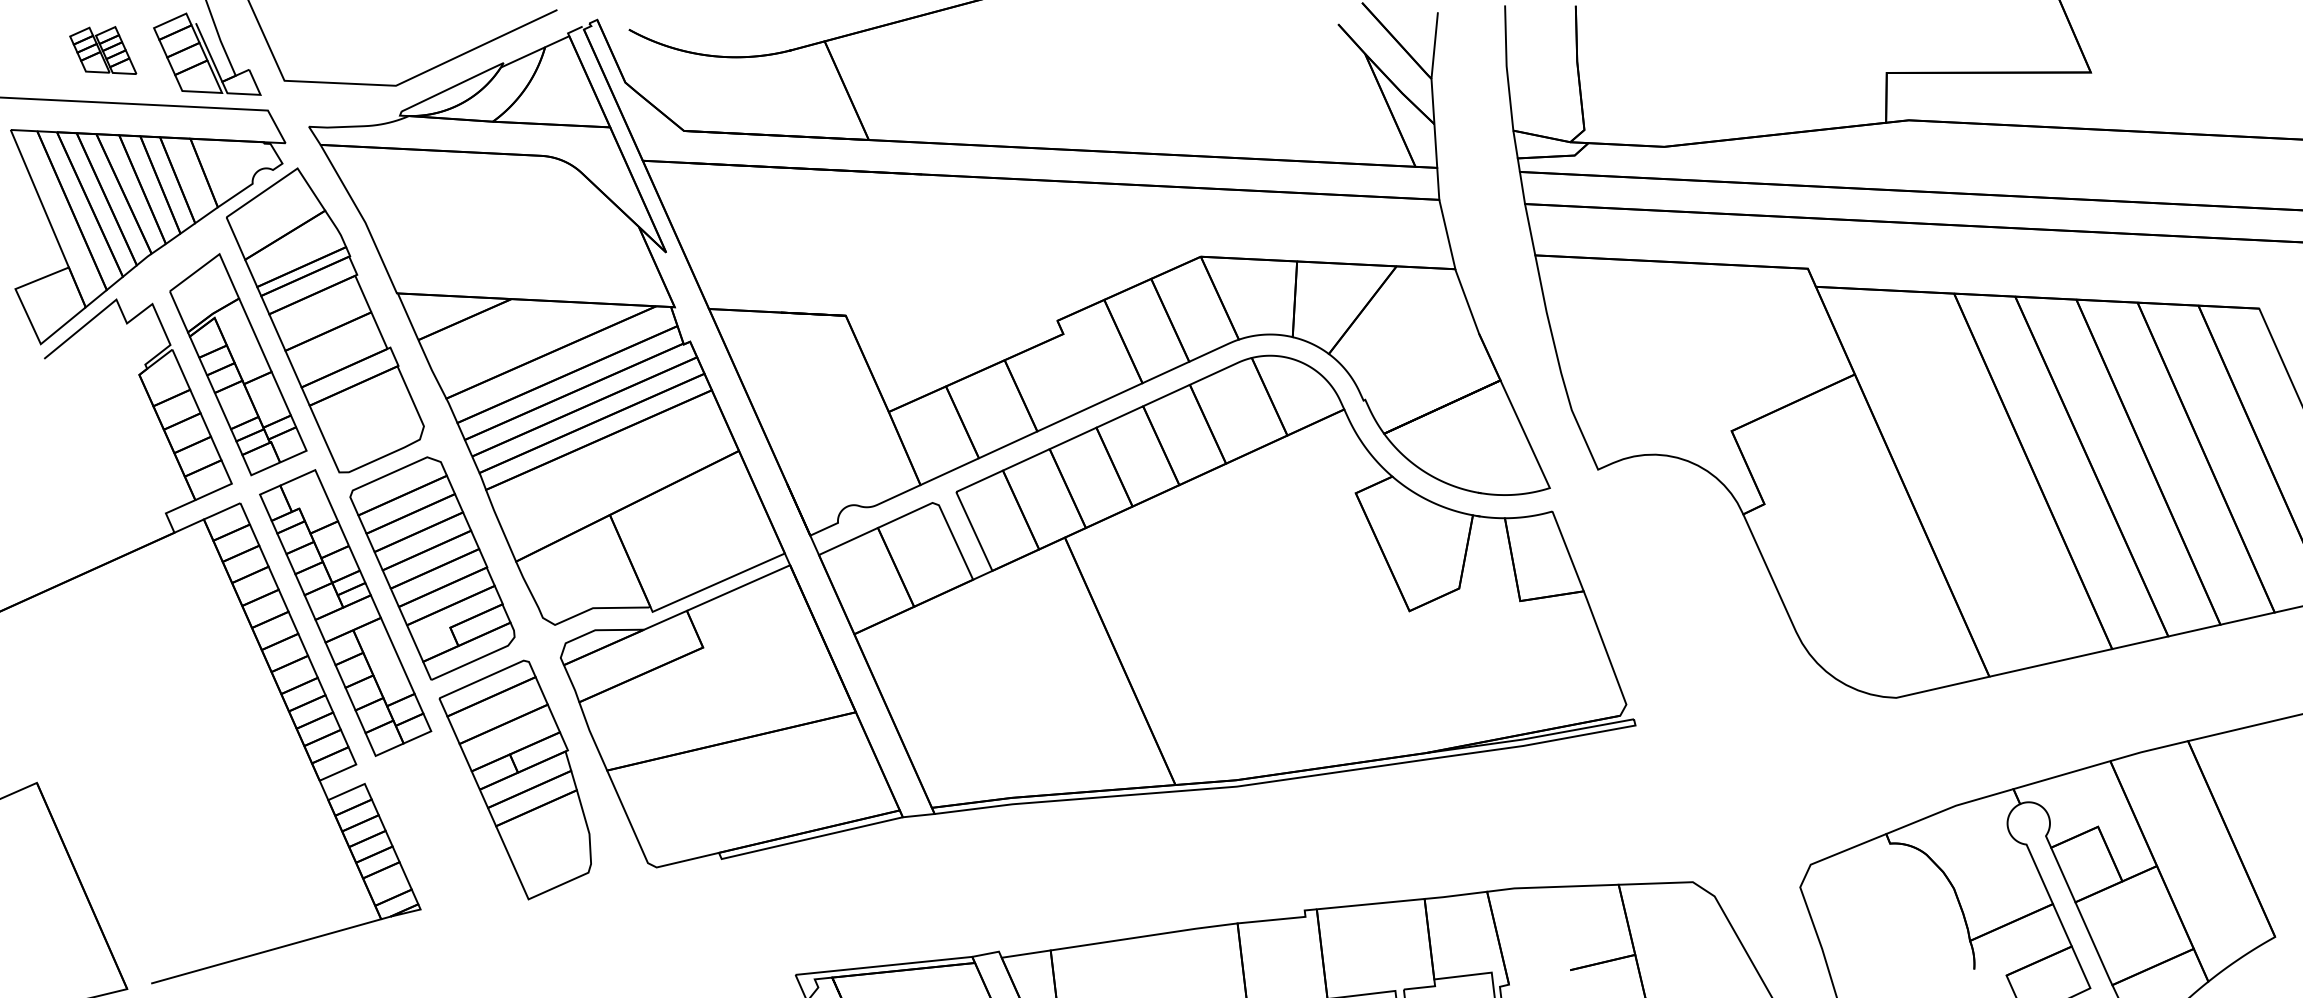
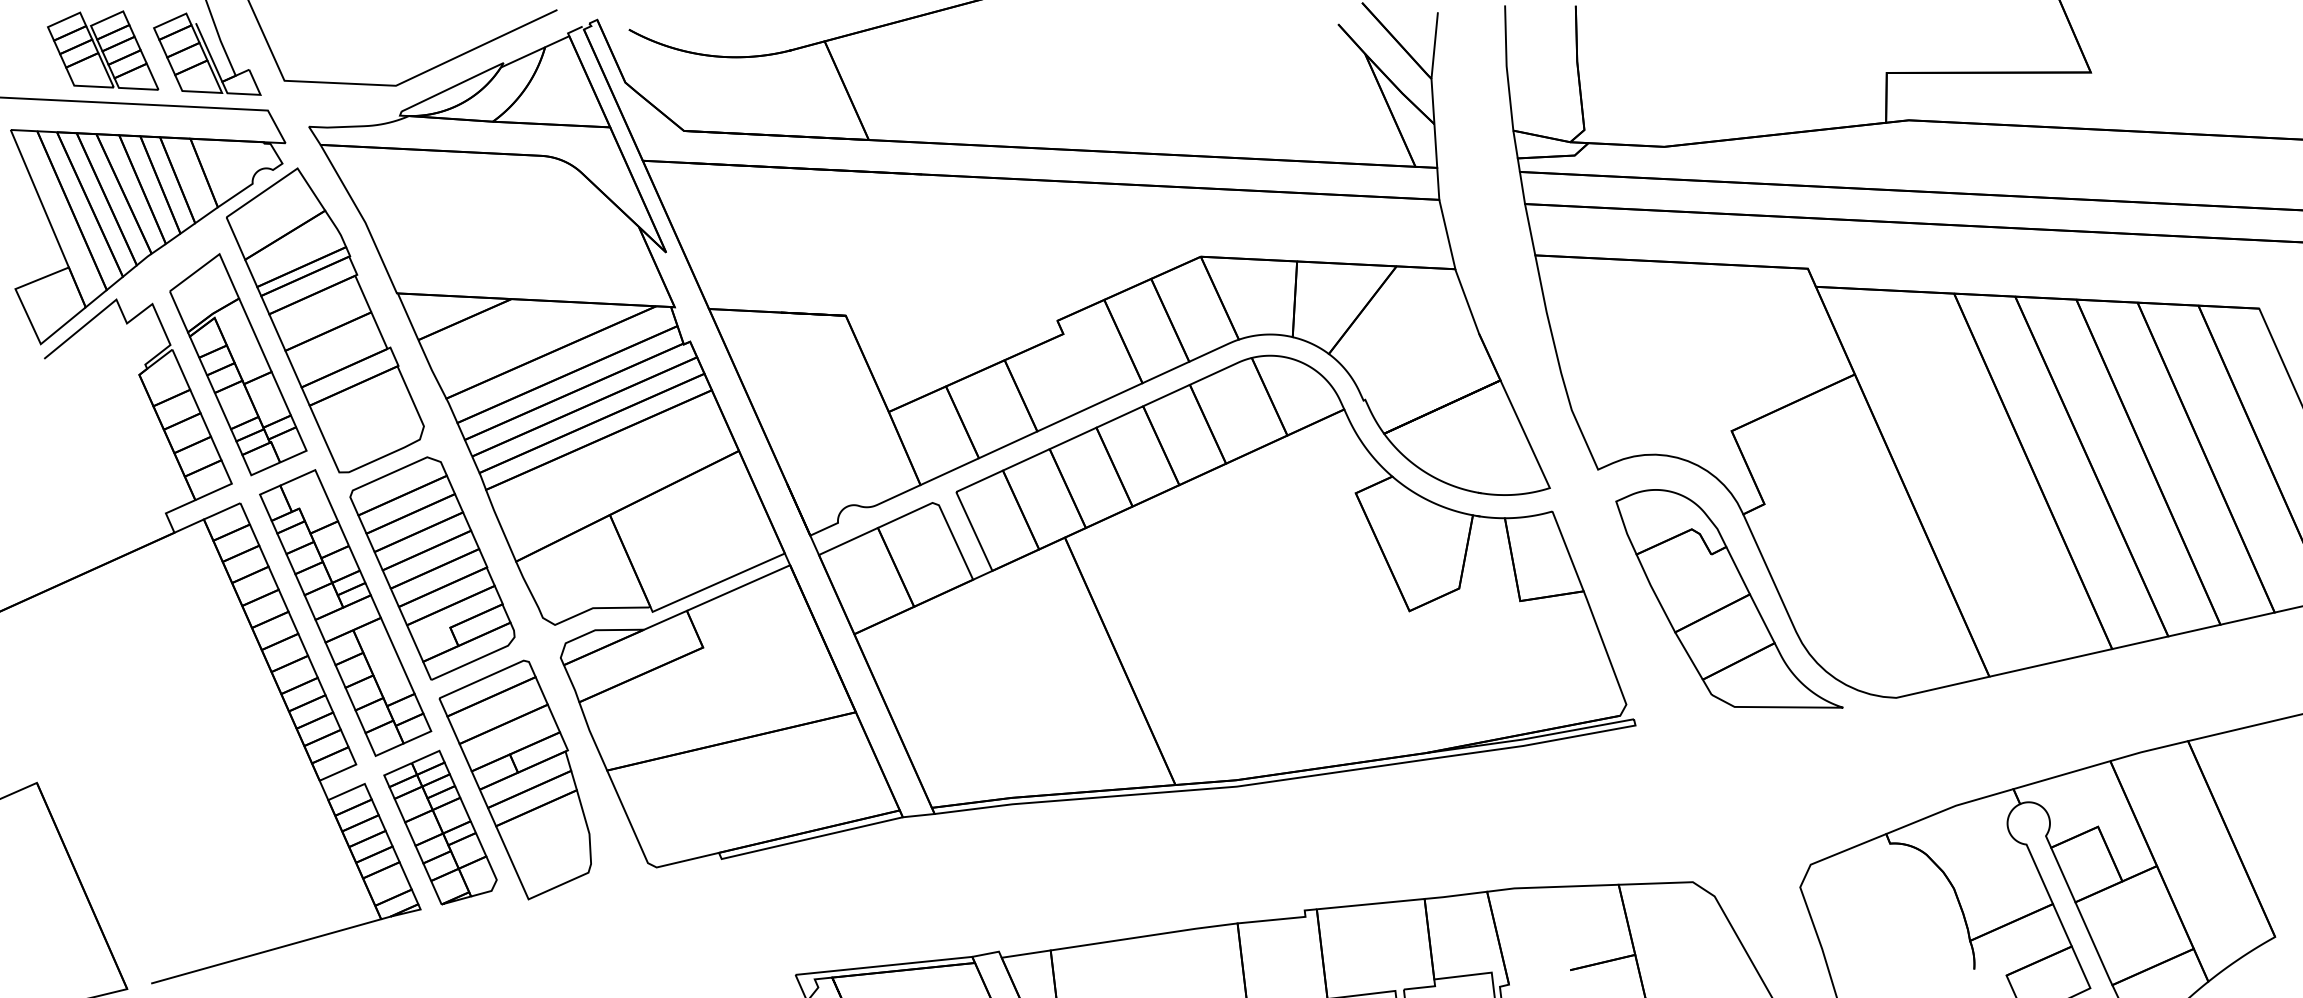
part size: 69x49 px -> 113x81 px (103, 50)
part: none -> present (1729, 598)
part: none -> present (440, 827)
